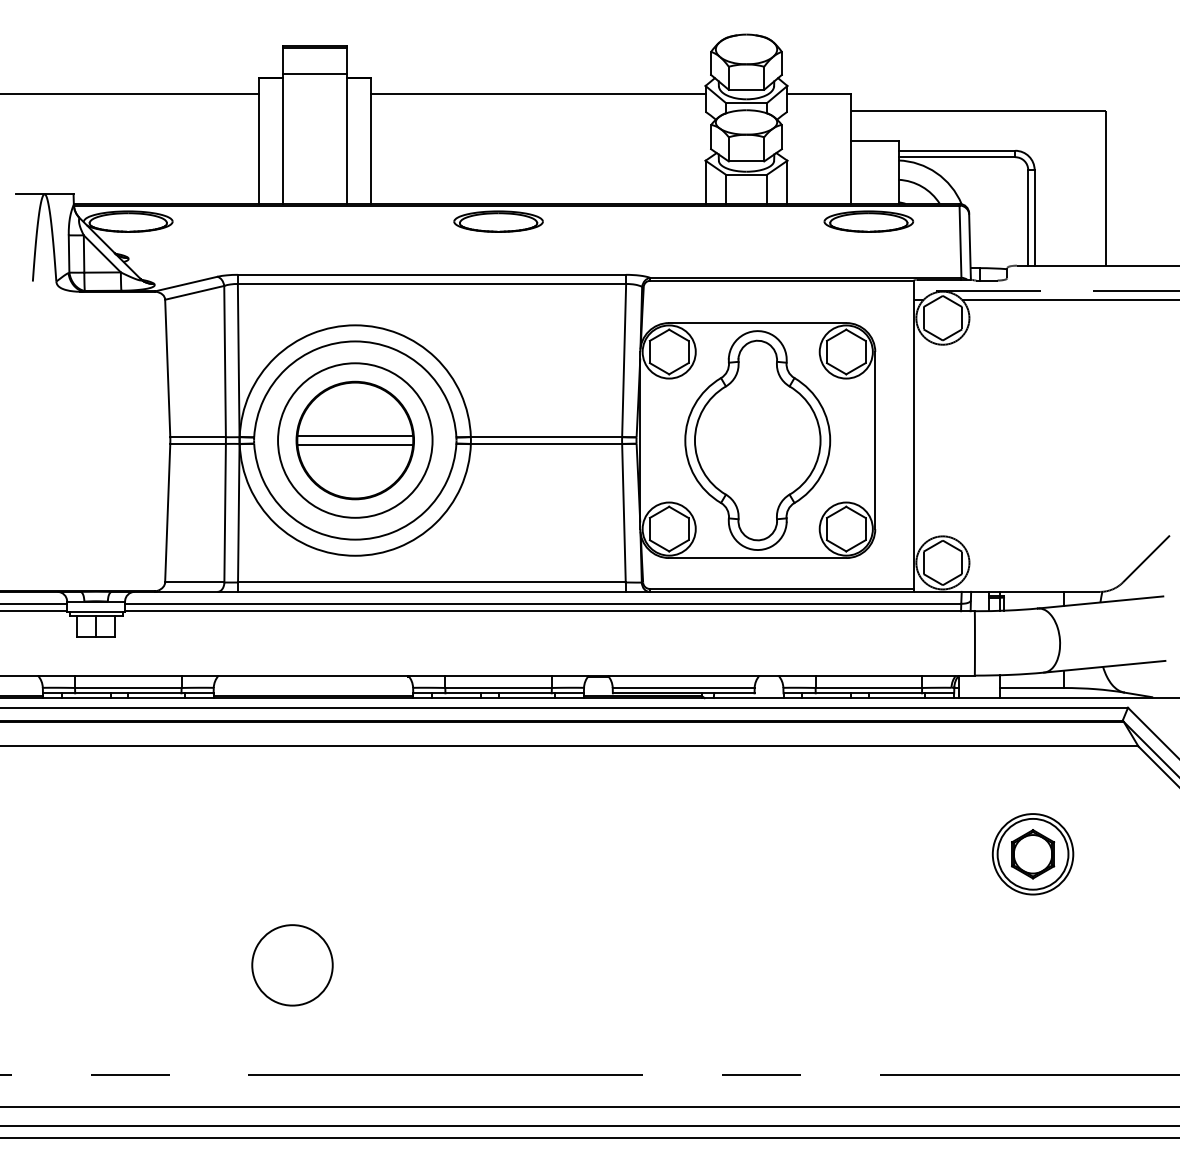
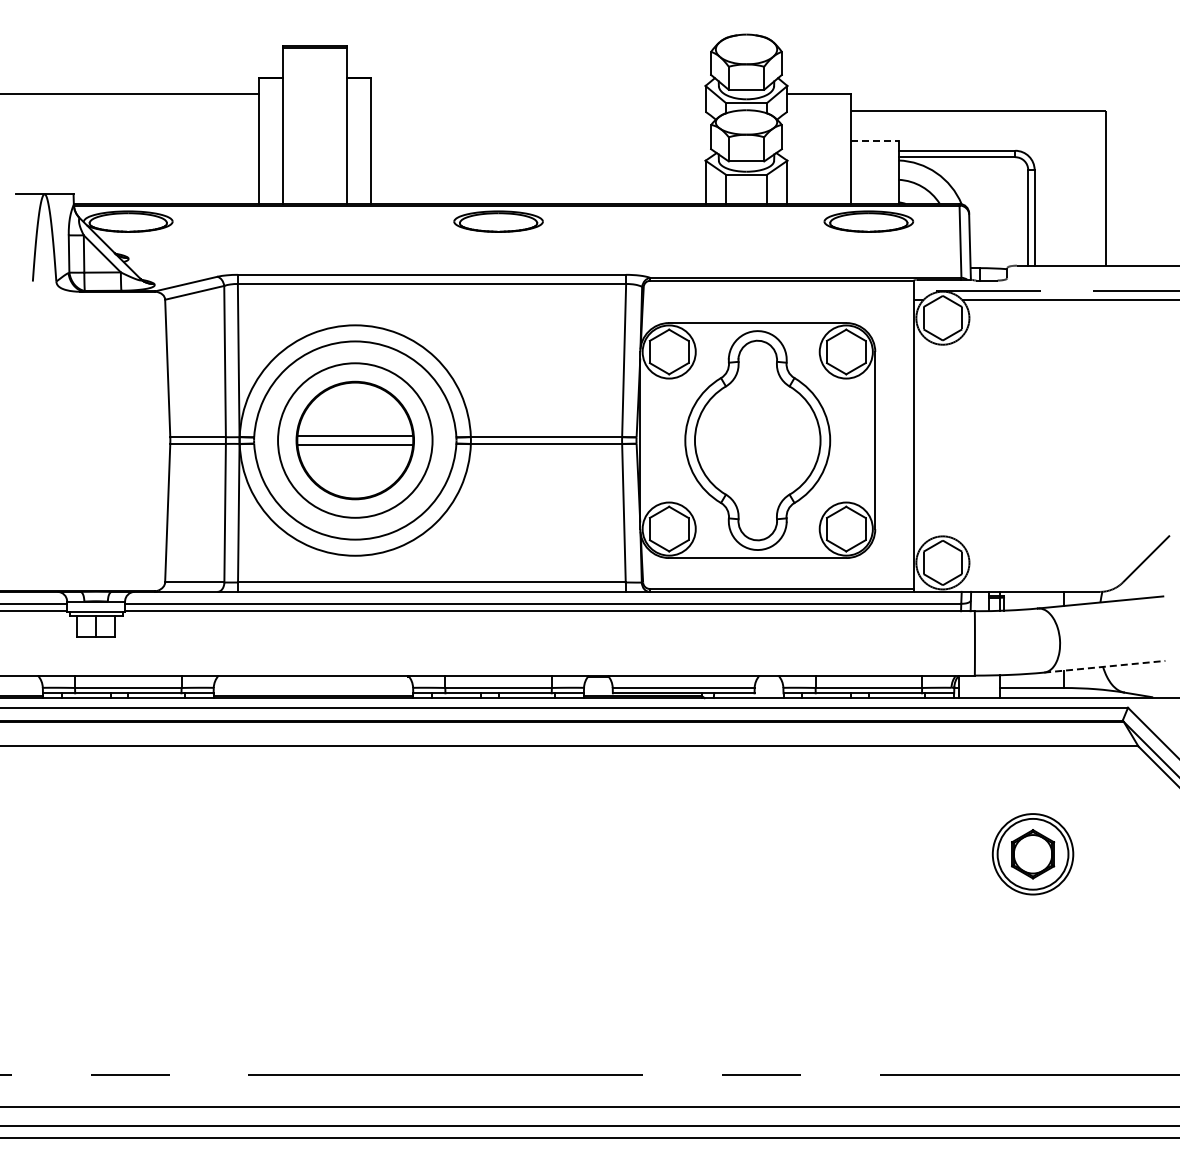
line: present -> none (314, 74)
line: present -> none (538, 94)
line: solid -> dashed (874, 141)
line: solid -> dashed (1104, 666)
circle: present -> none (292, 965)
